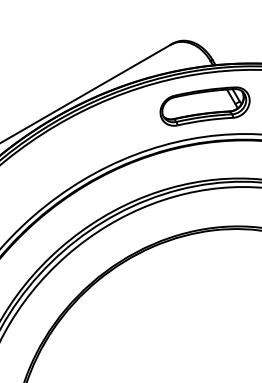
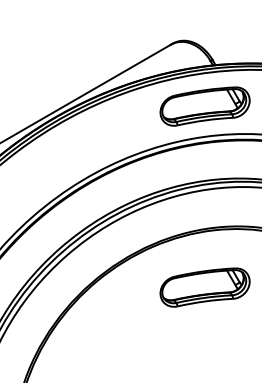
part: none -> present (204, 287)
